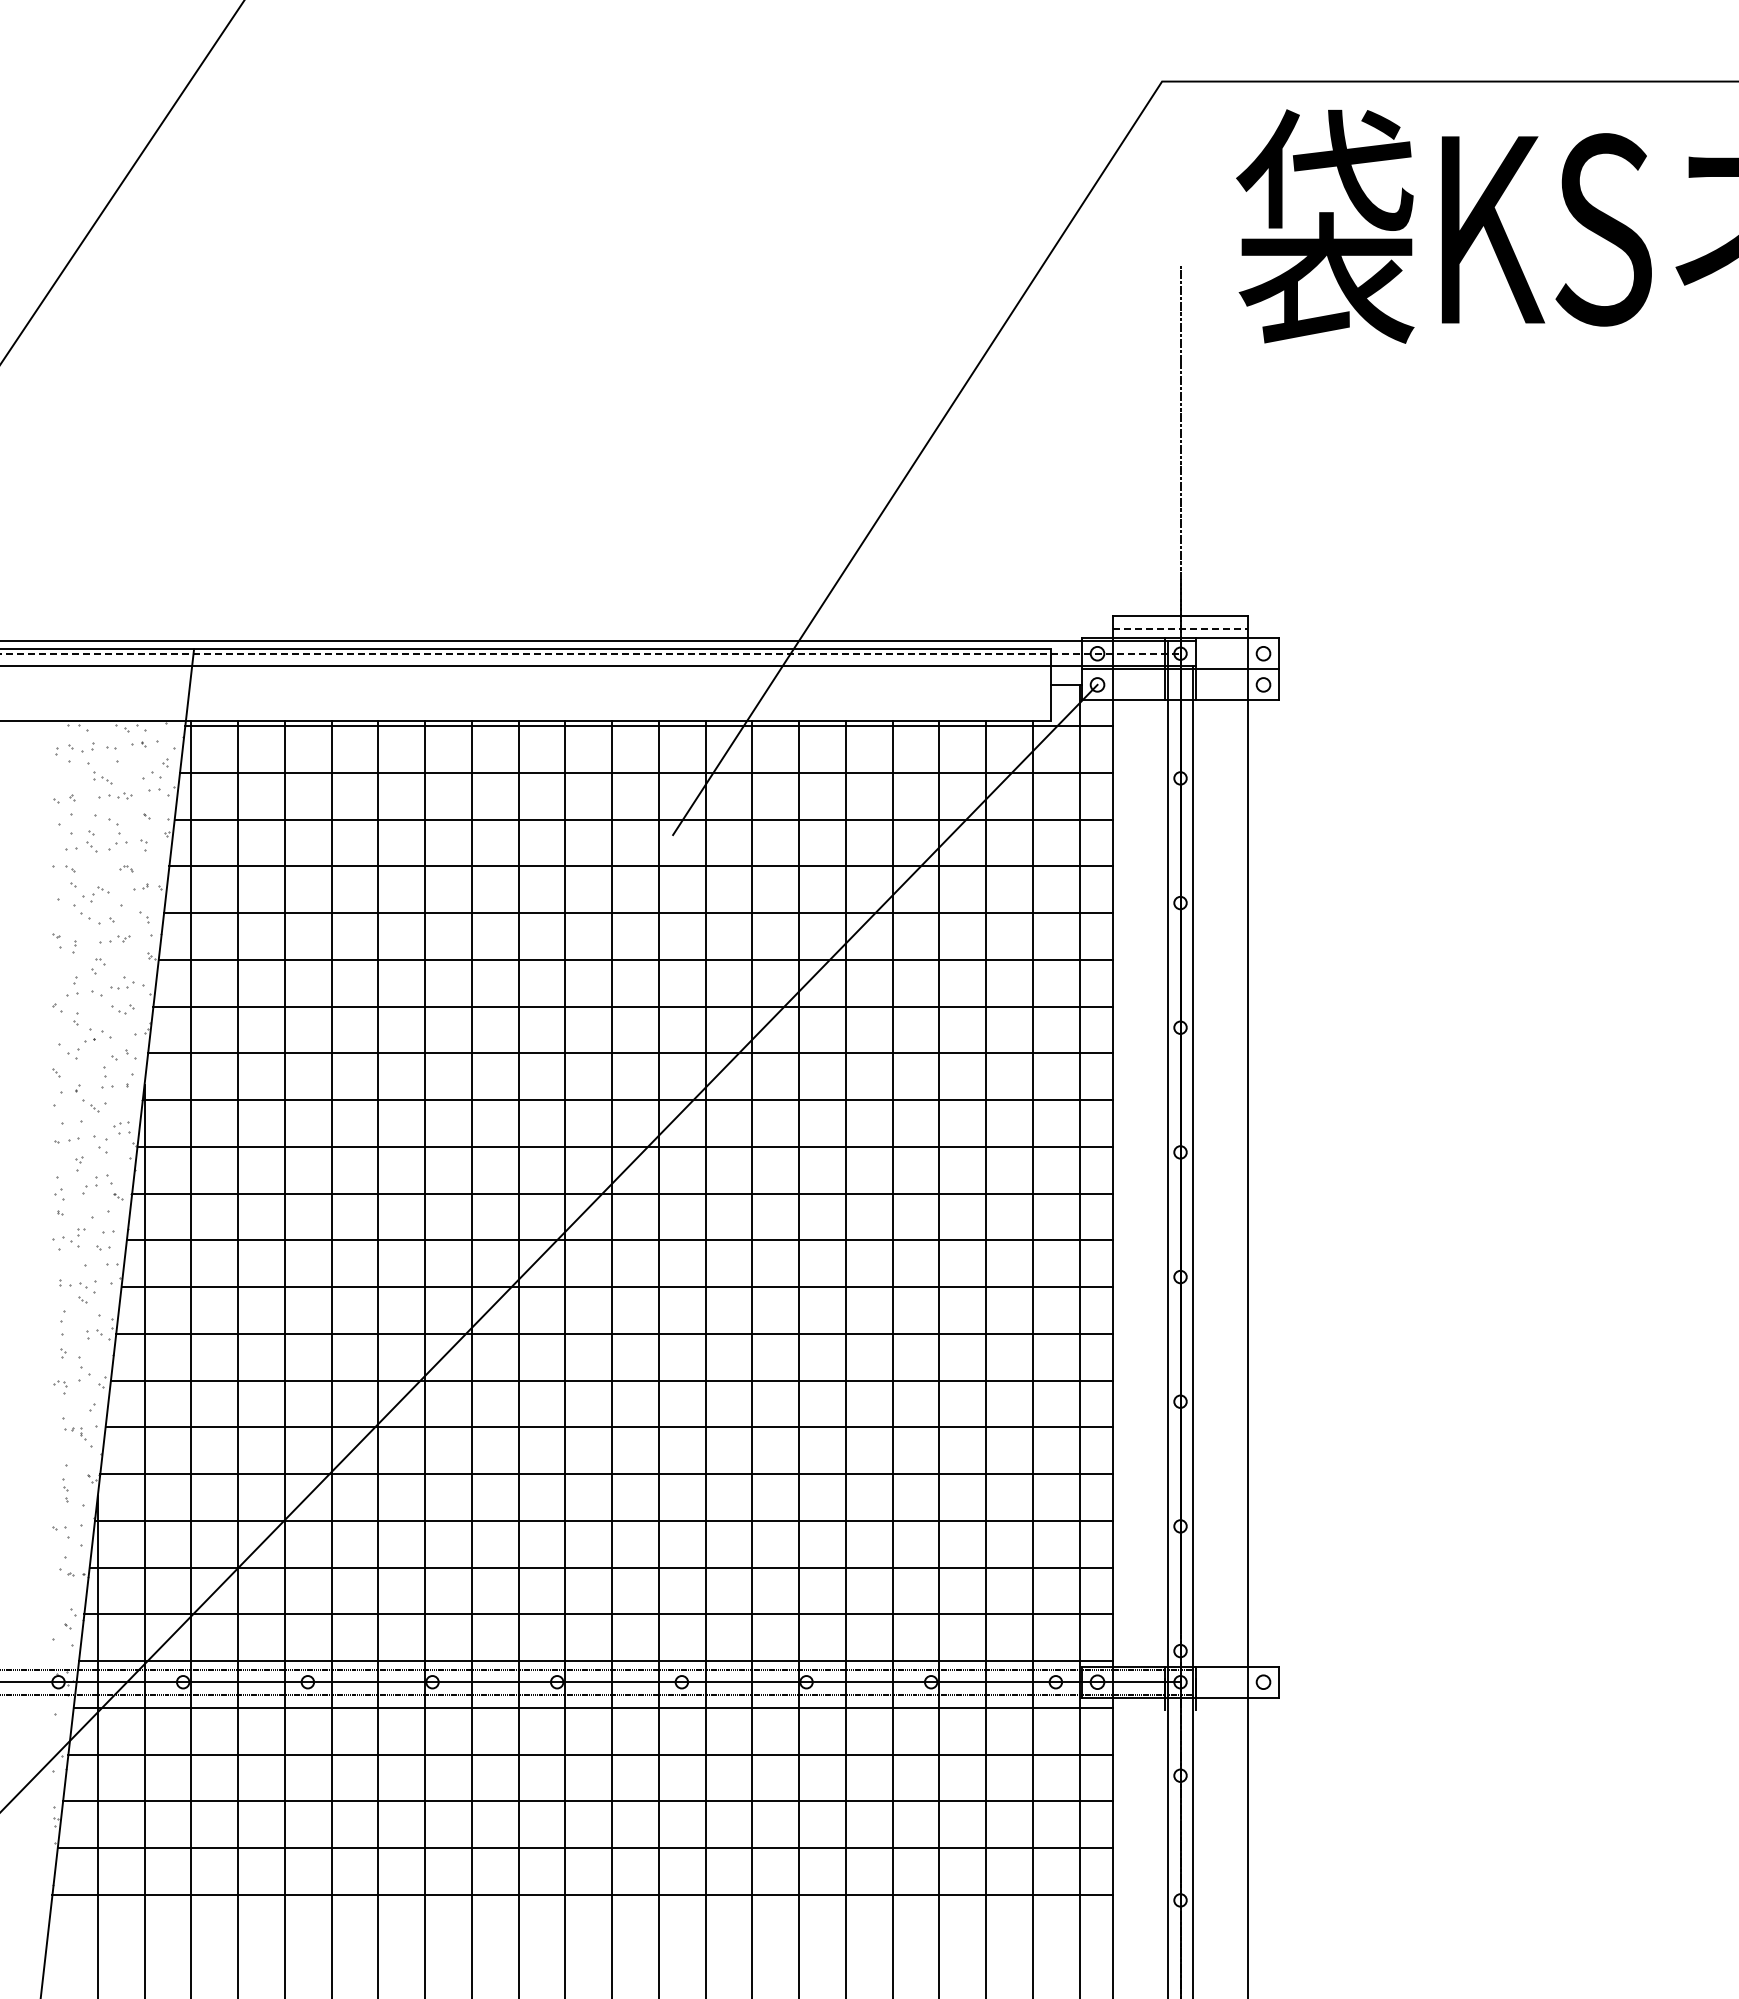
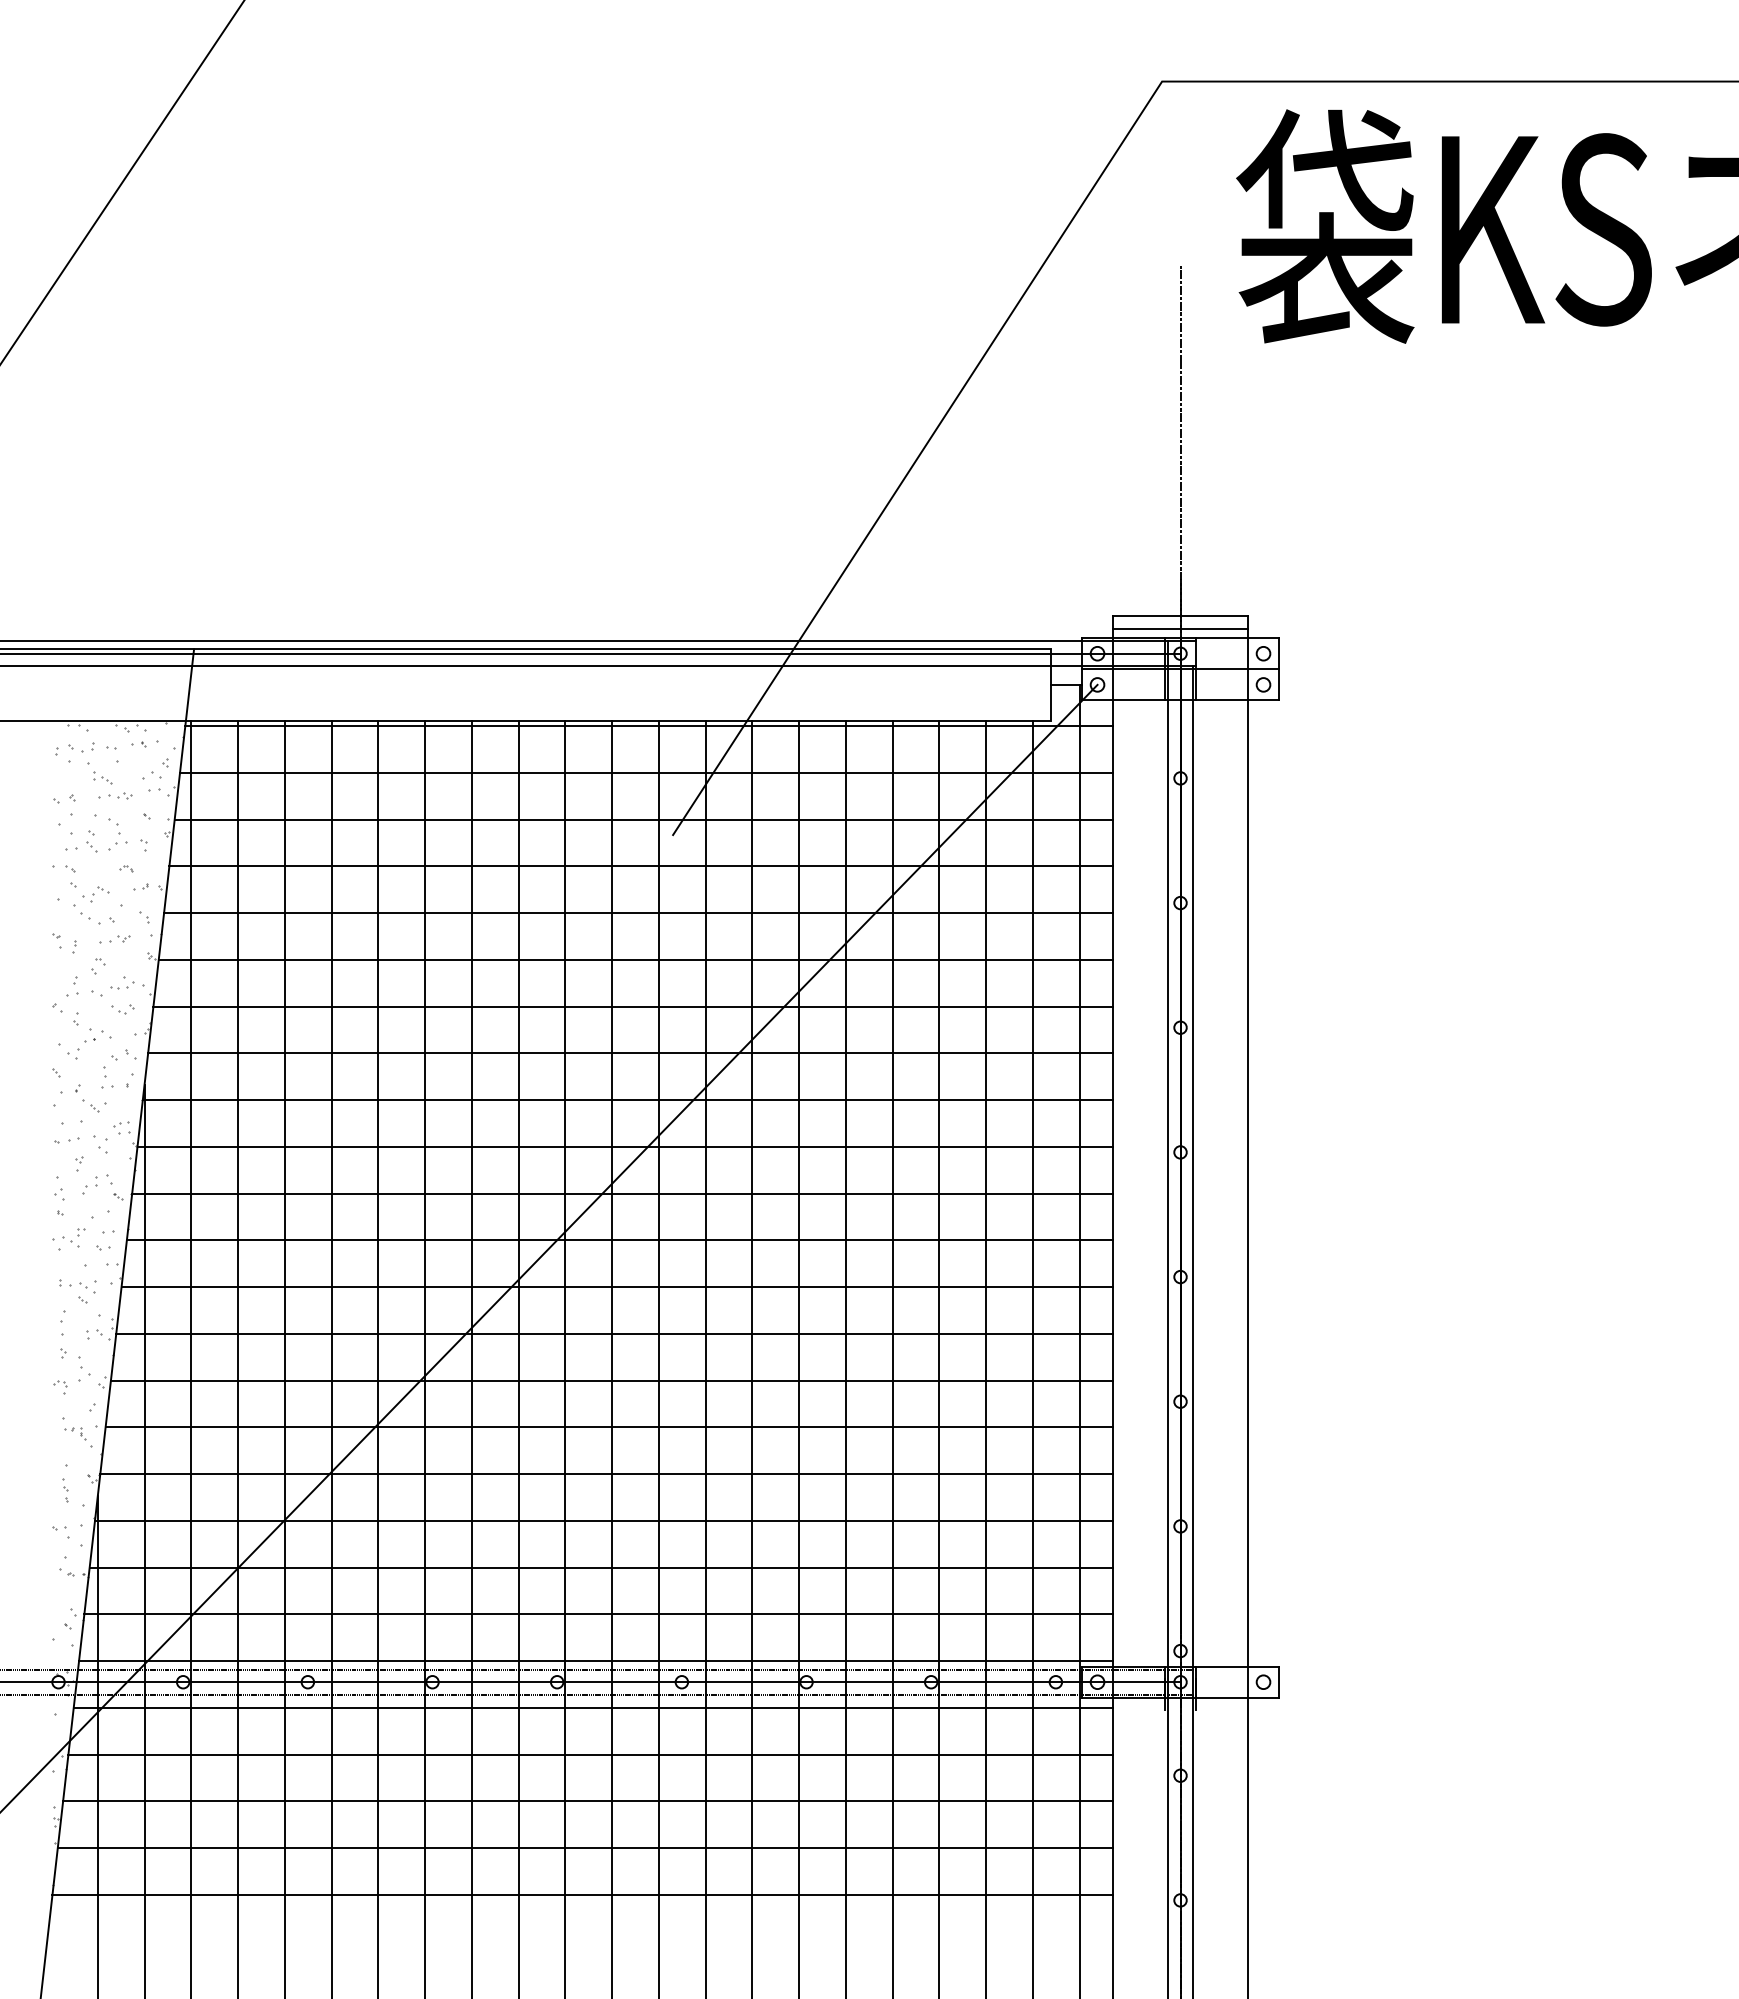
line: dashed -> solid (1181, 628)
line: dashed -> solid (590, 653)
